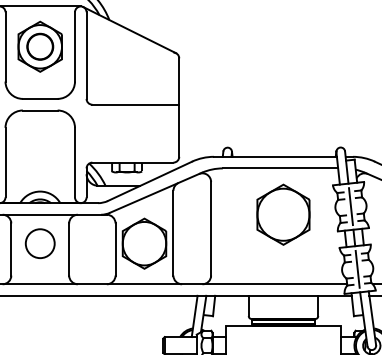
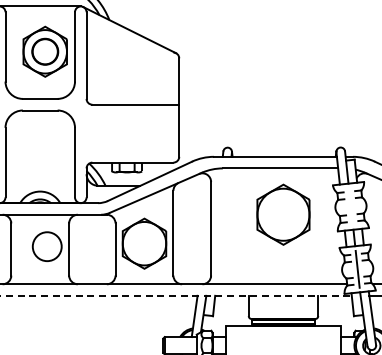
part position: (39, 46) -> (44, 51) (44, 51)
line: present -> none (350, 206)
circle position: (39, 243) -> (46, 246) (46, 246)
line: solid -> dashed (176, 295)
